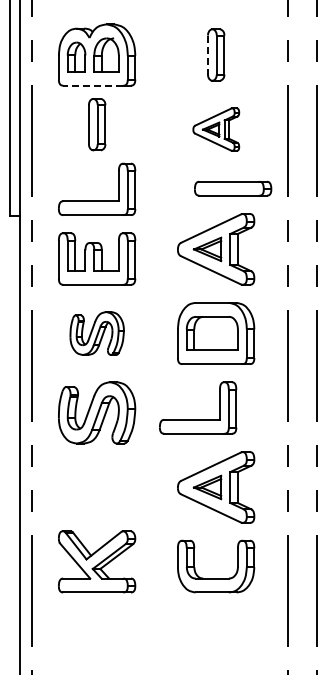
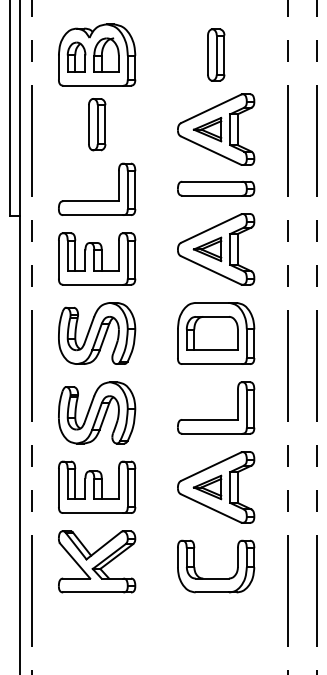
line: dashed -> solid (207, 55)
line: dashed -> solid (92, 85)
part size: 49x45 px -> 79x73 px (216, 129)
part position: (233, 188) -> (216, 188) (216, 188)
part size: 56x45 px -> 79x63 px (97, 333)
part position: (198, 419) -> (216, 419) (216, 419)
part: none -> present (97, 486)
